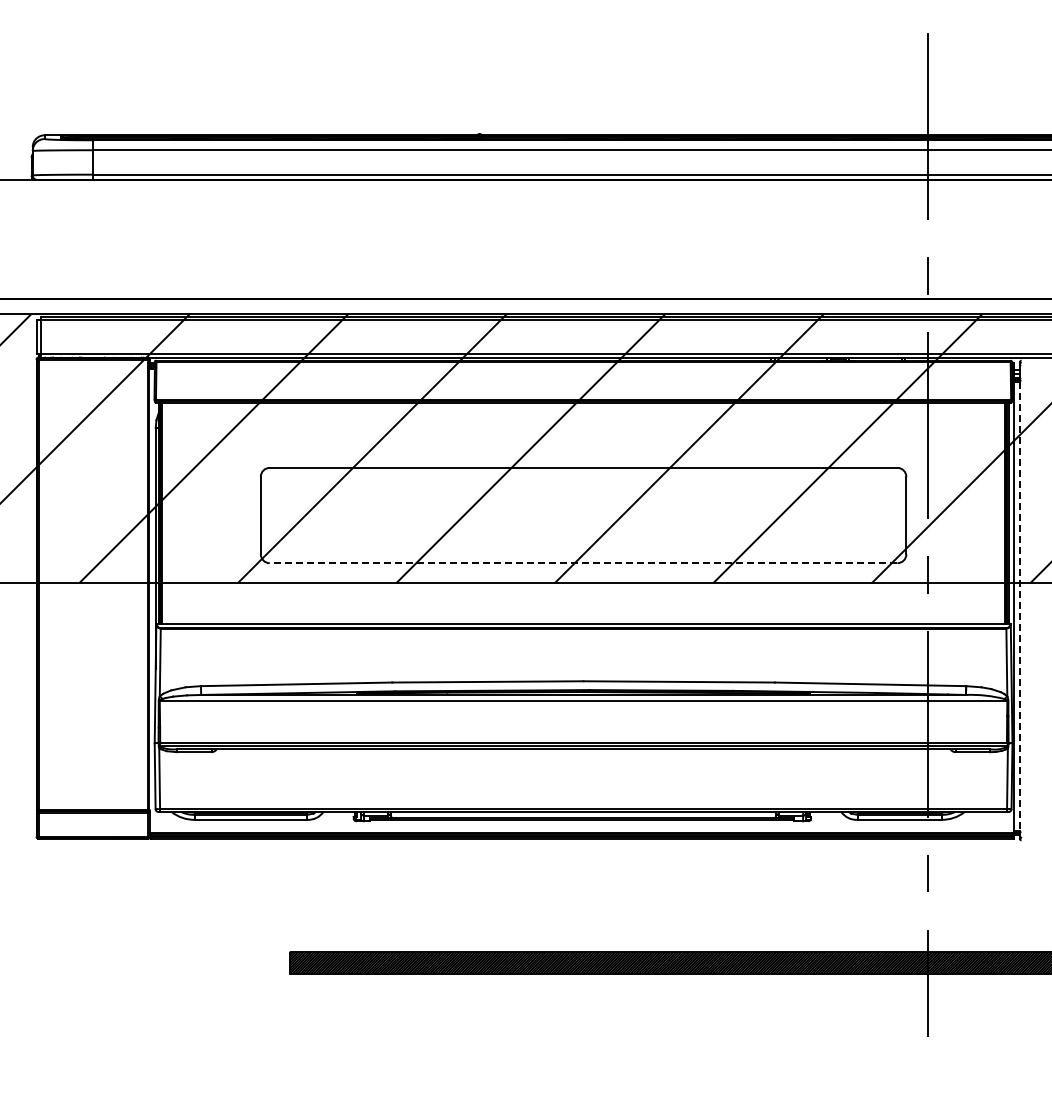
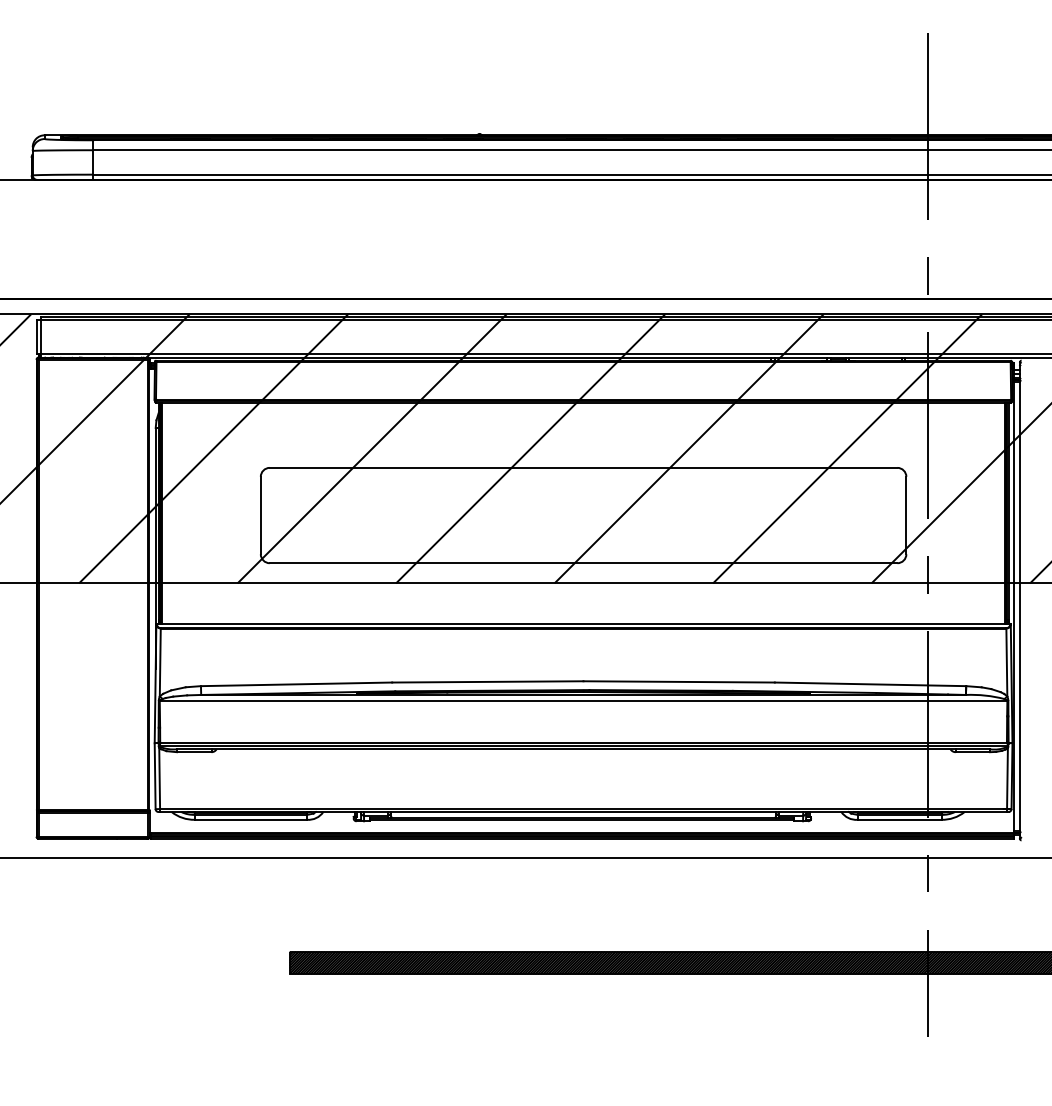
line: dashed -> solid (583, 563)
line: dashed -> solid (1020, 606)
line: none -> present (525, 858)
